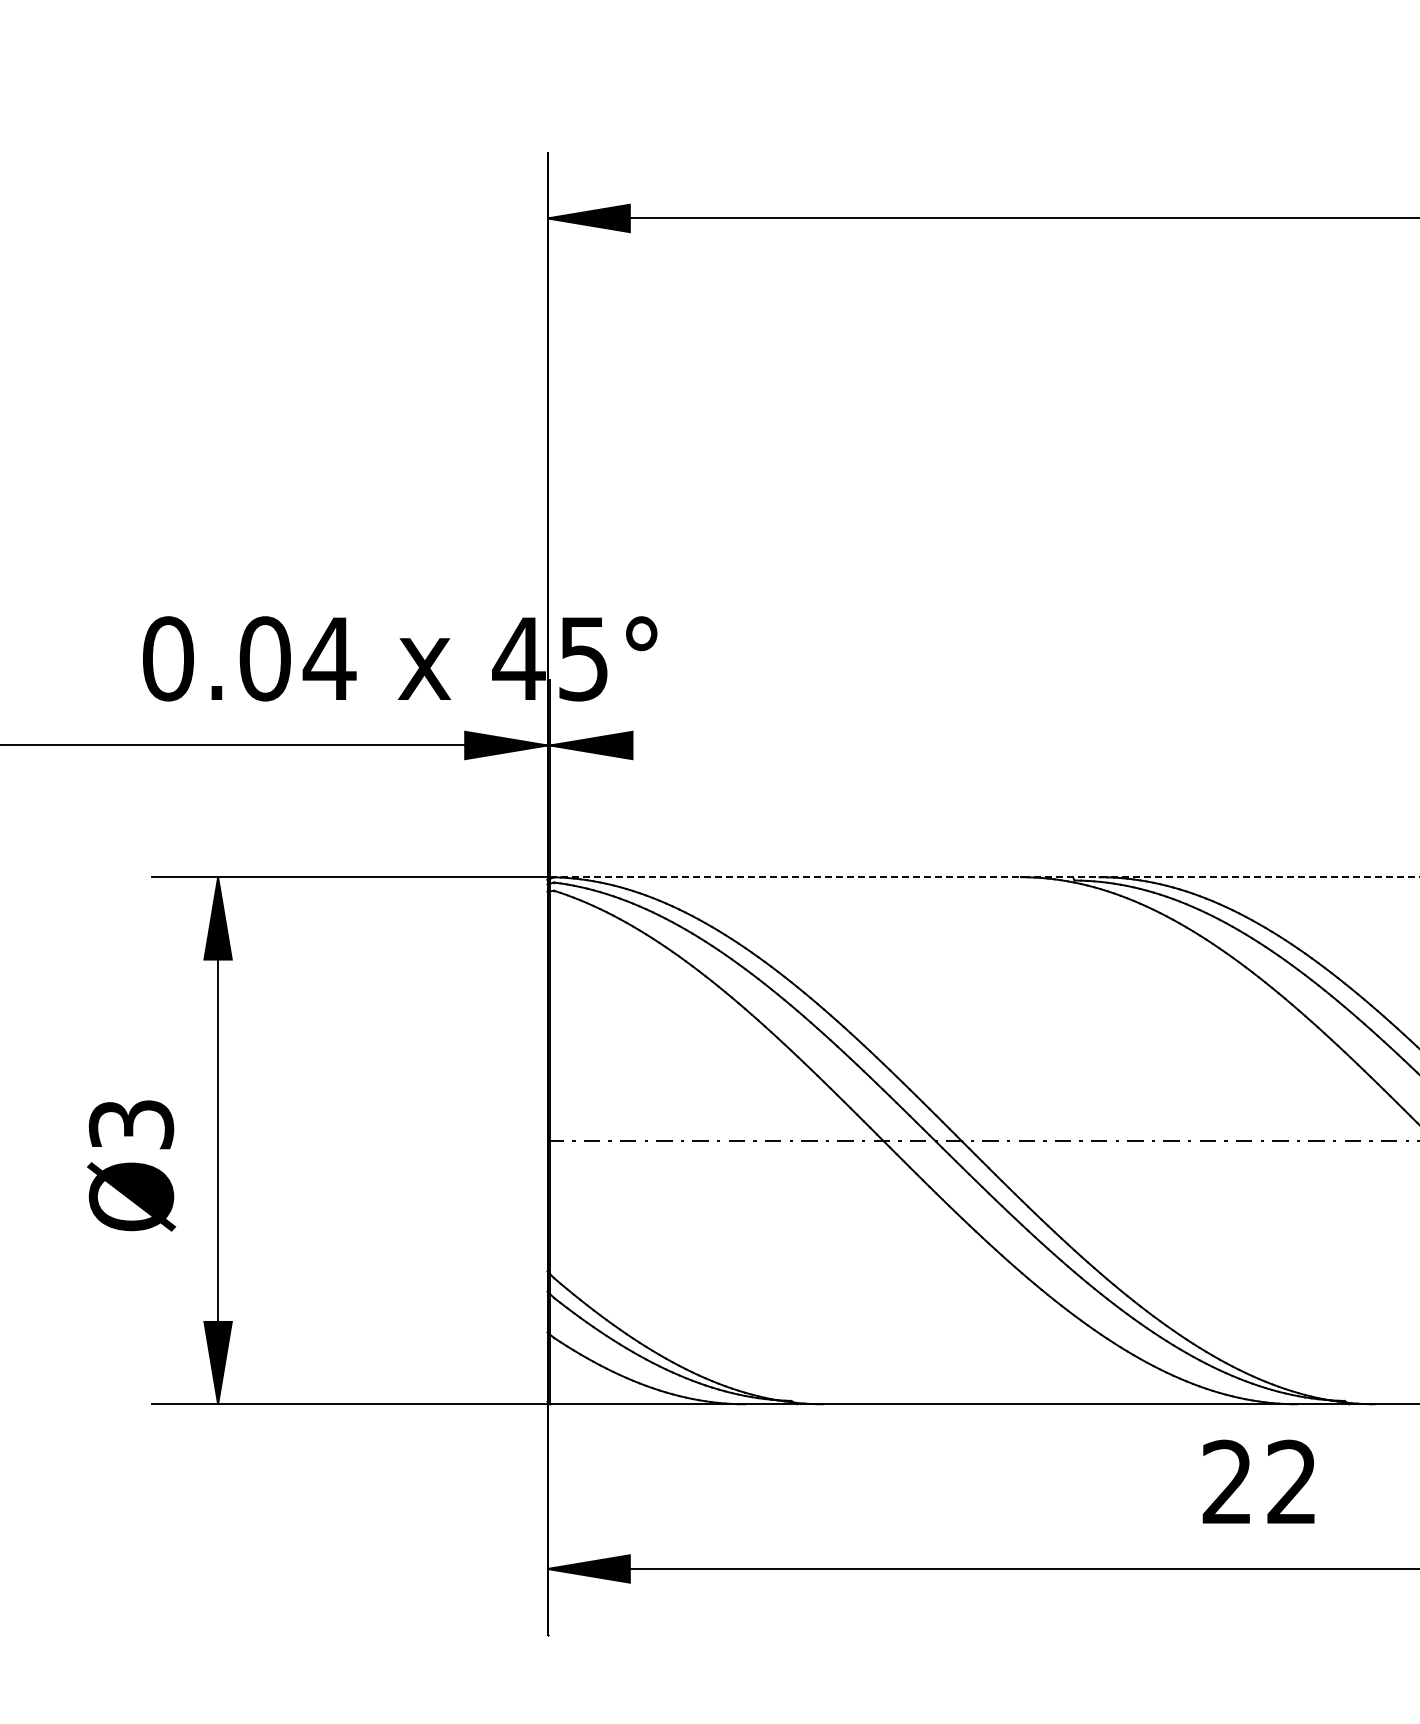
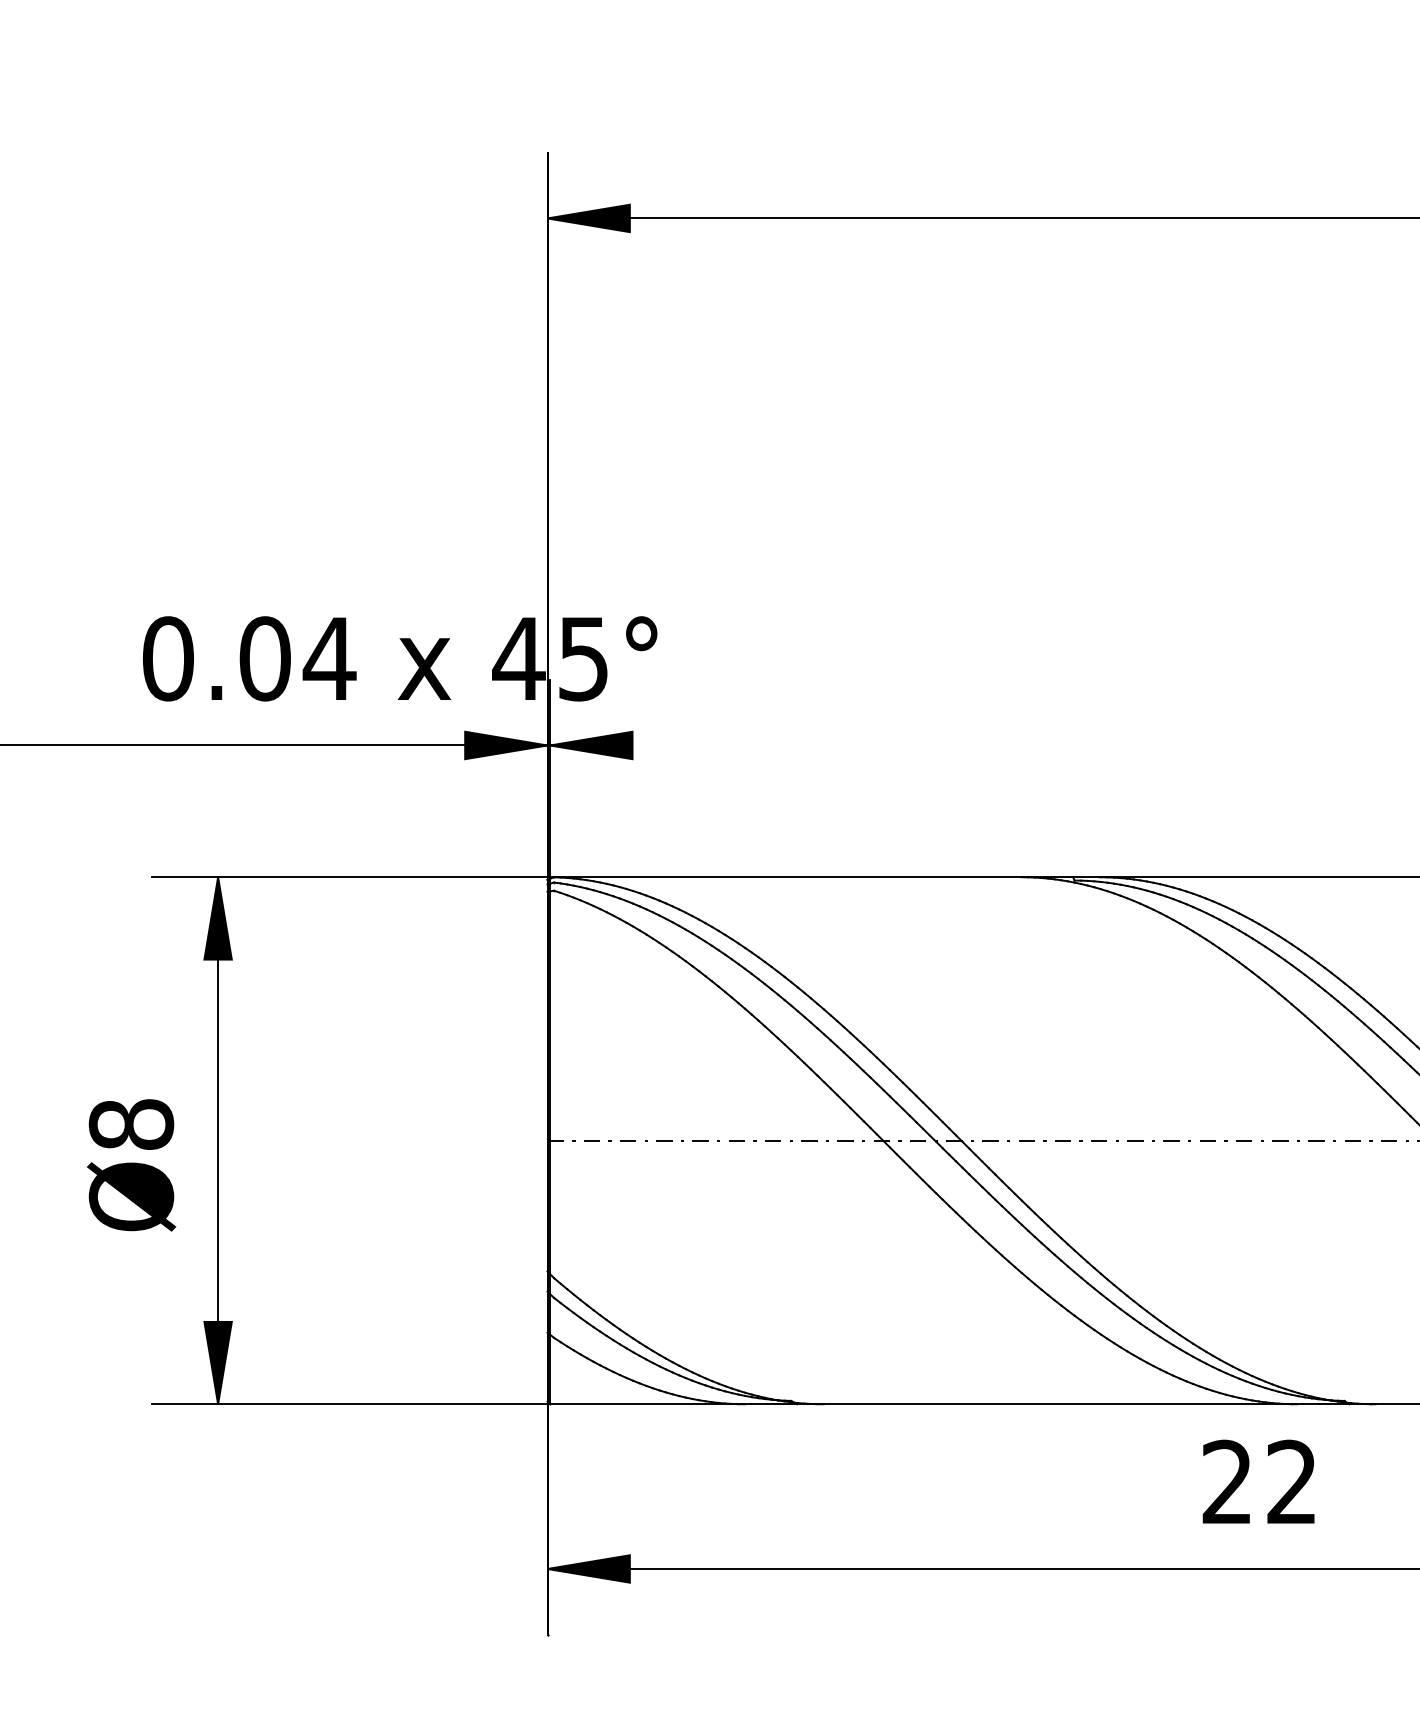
line: dashed -> solid (985, 877)
text: Ø3 -> Ø8 (131, 1124)
